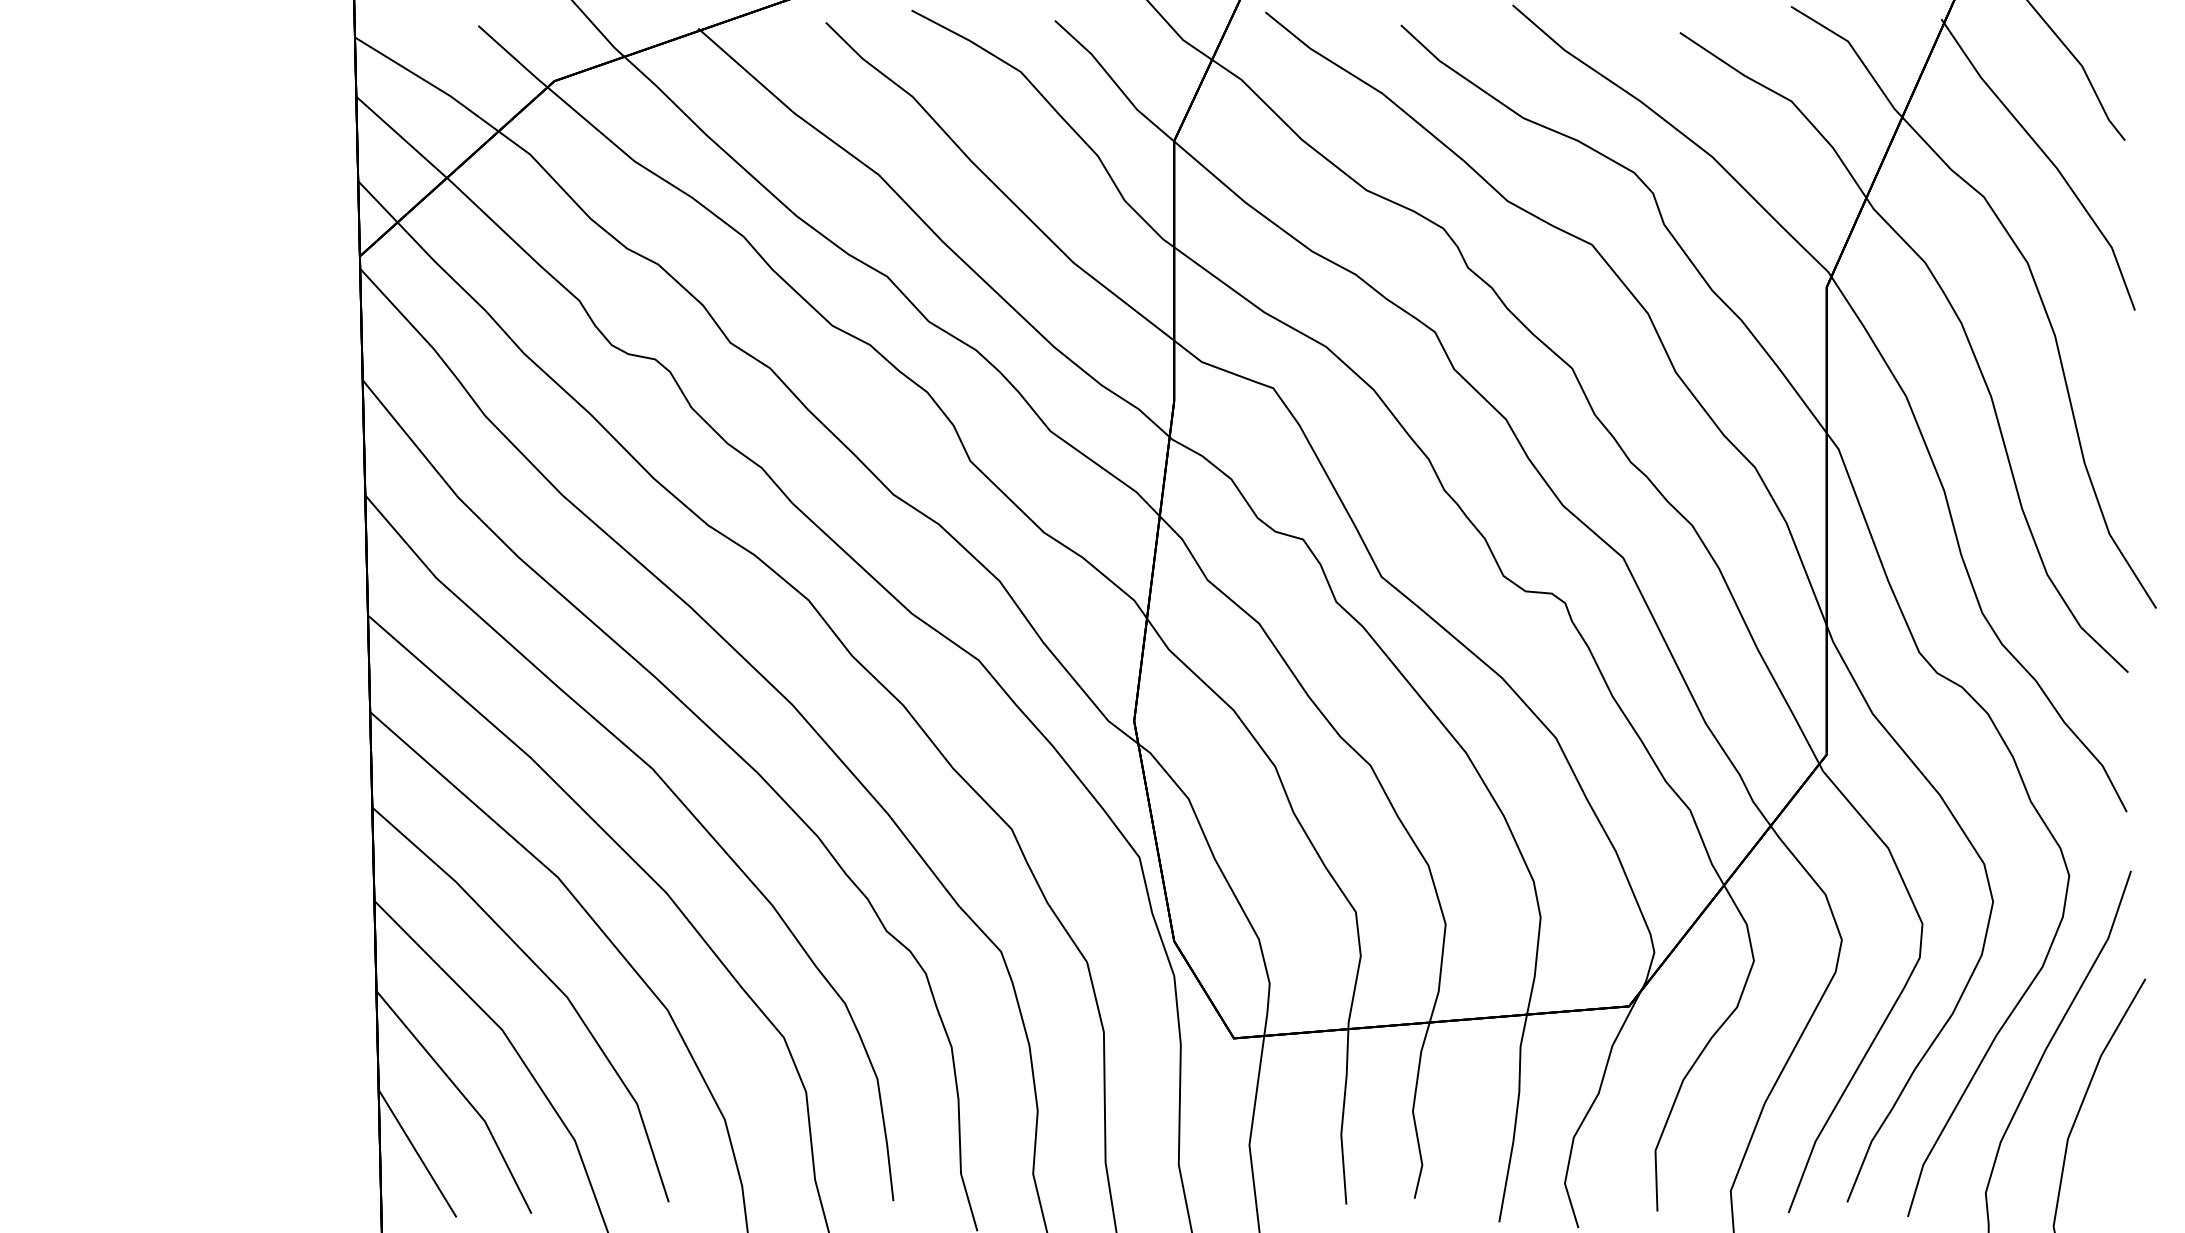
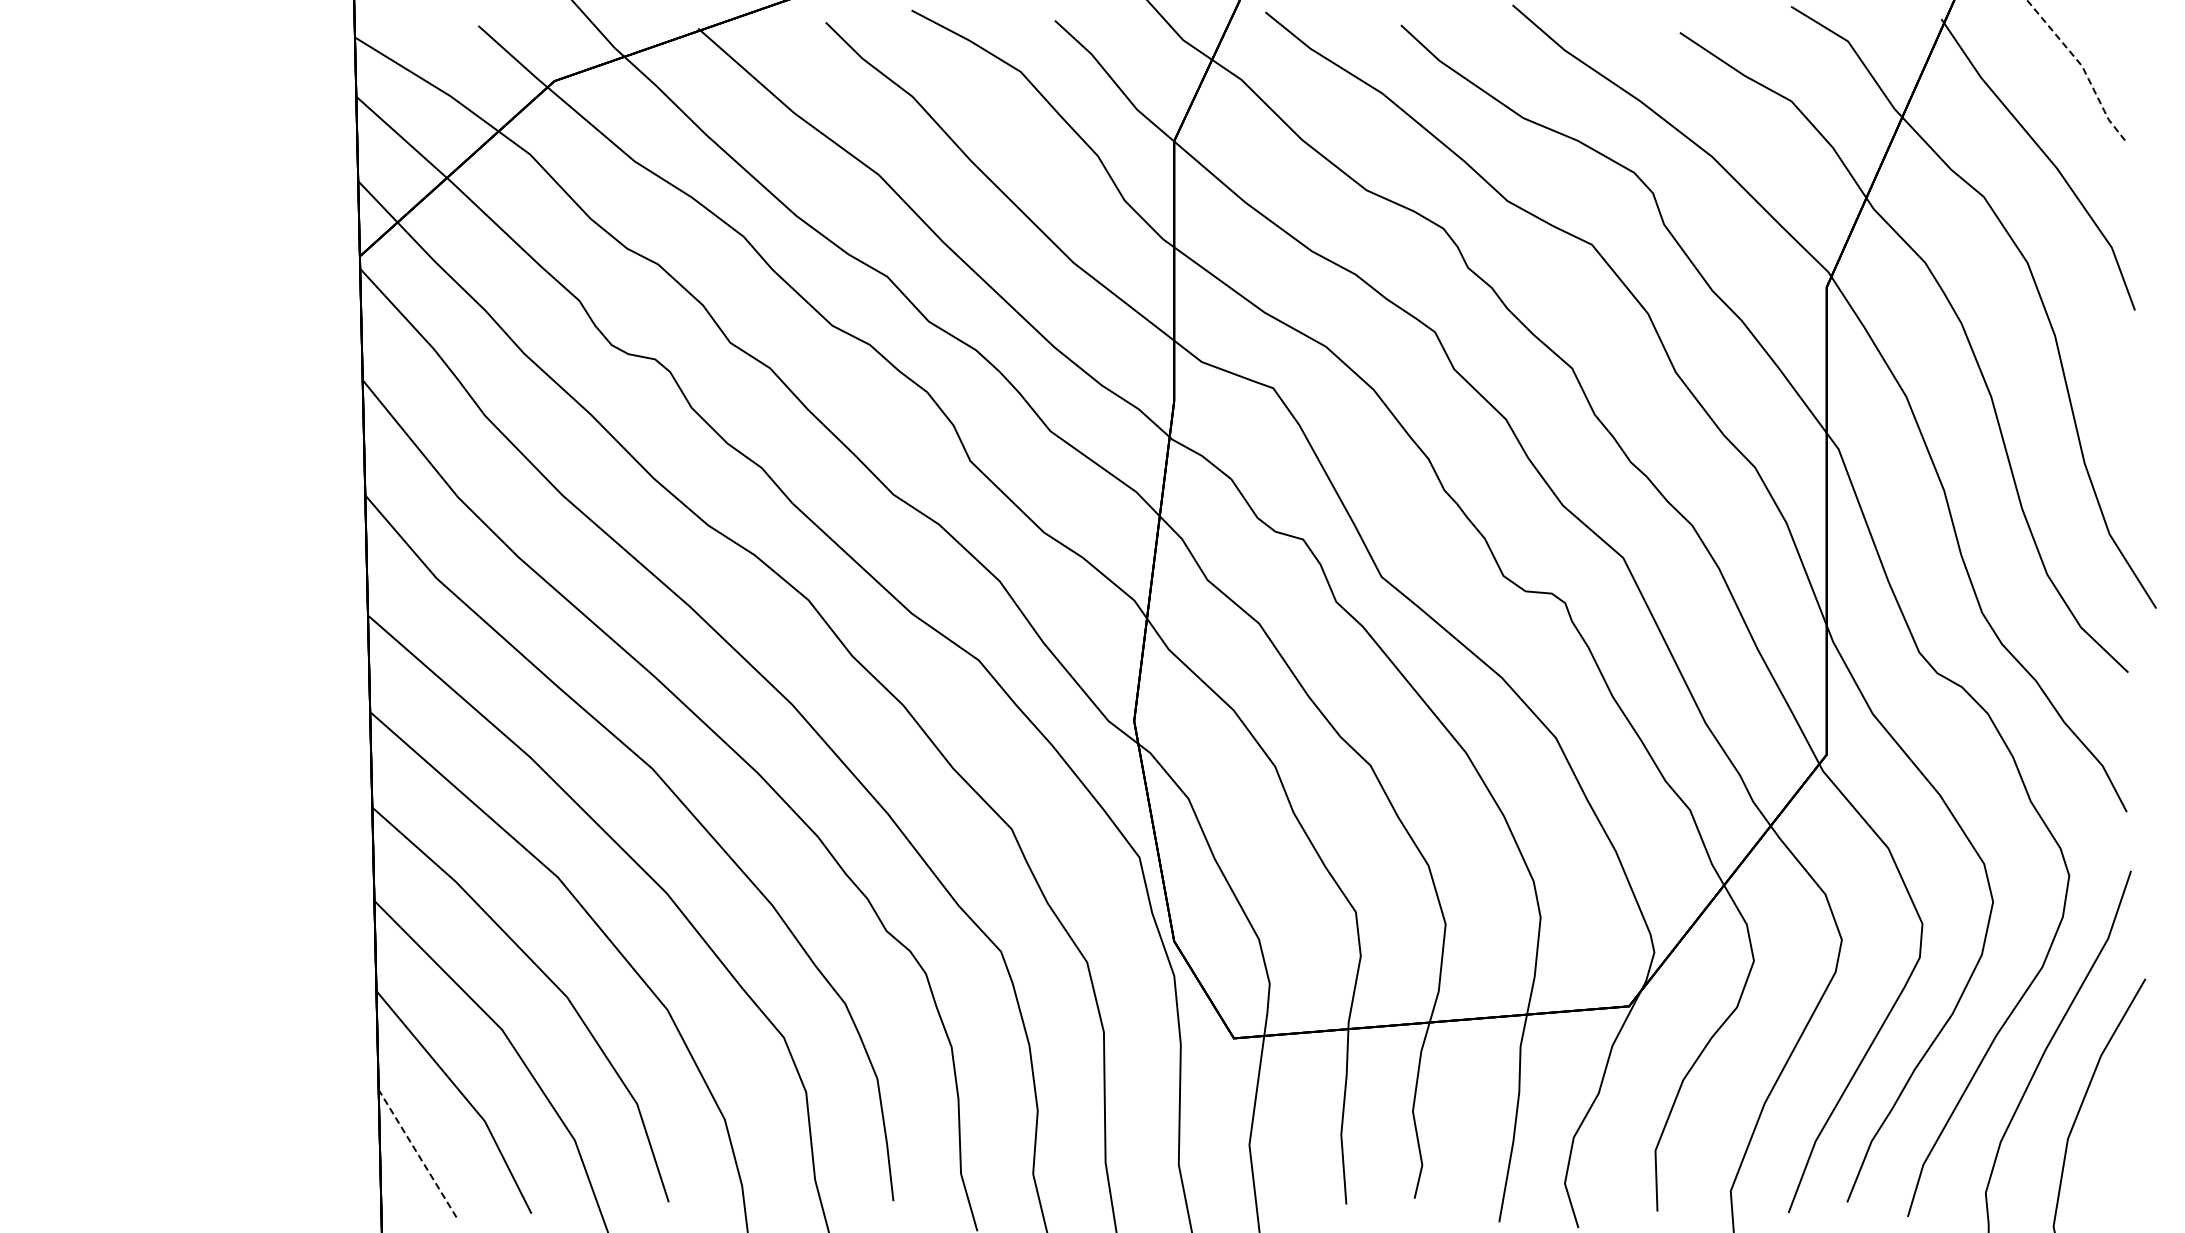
line: solid -> dashed (2082, 66)
line: solid -> dashed (417, 1153)
